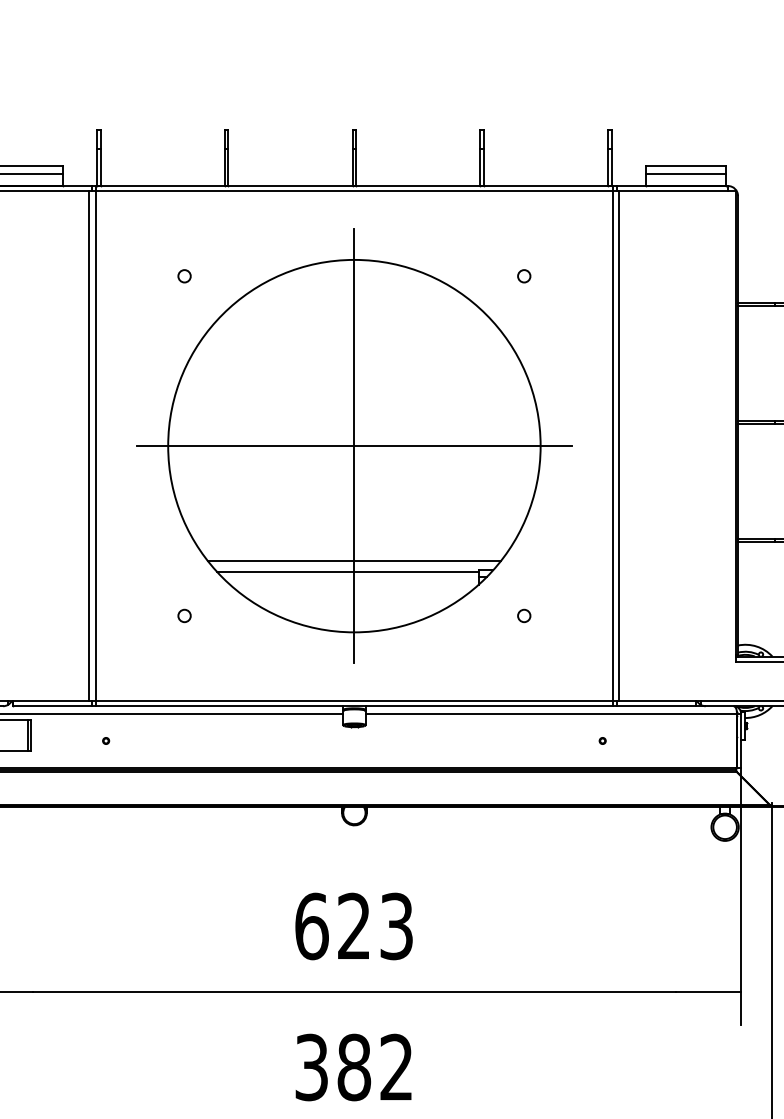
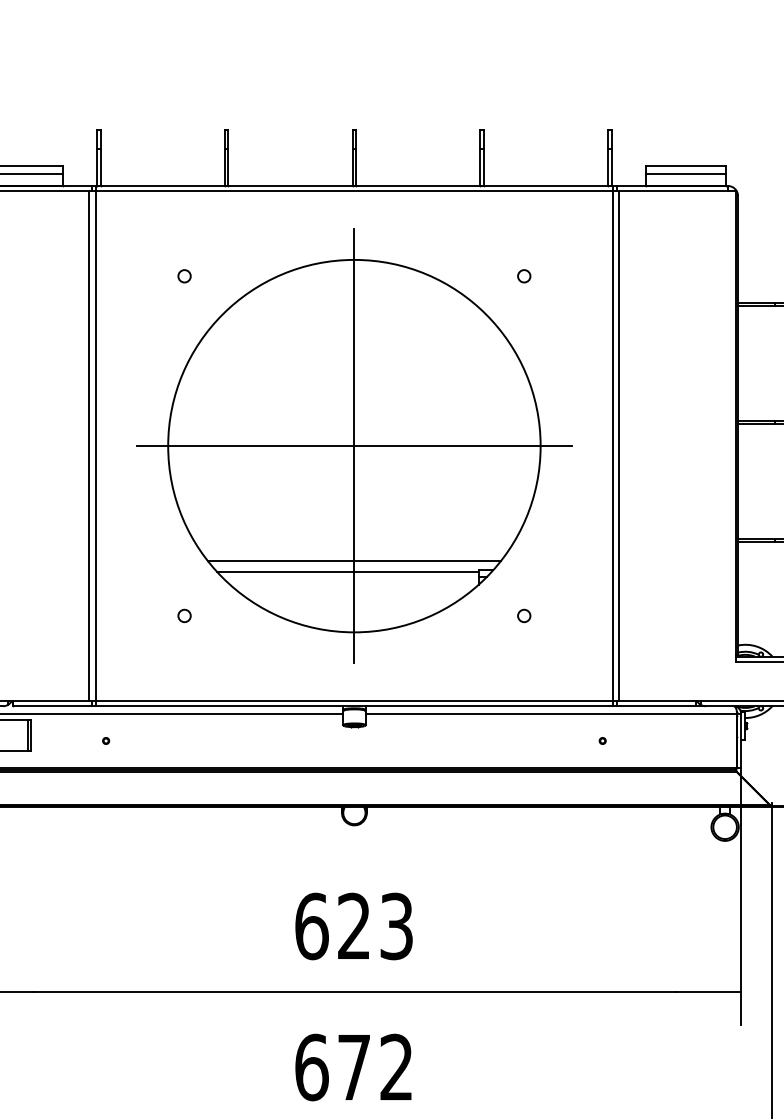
text: 382 -> 672 (333, 1067)
